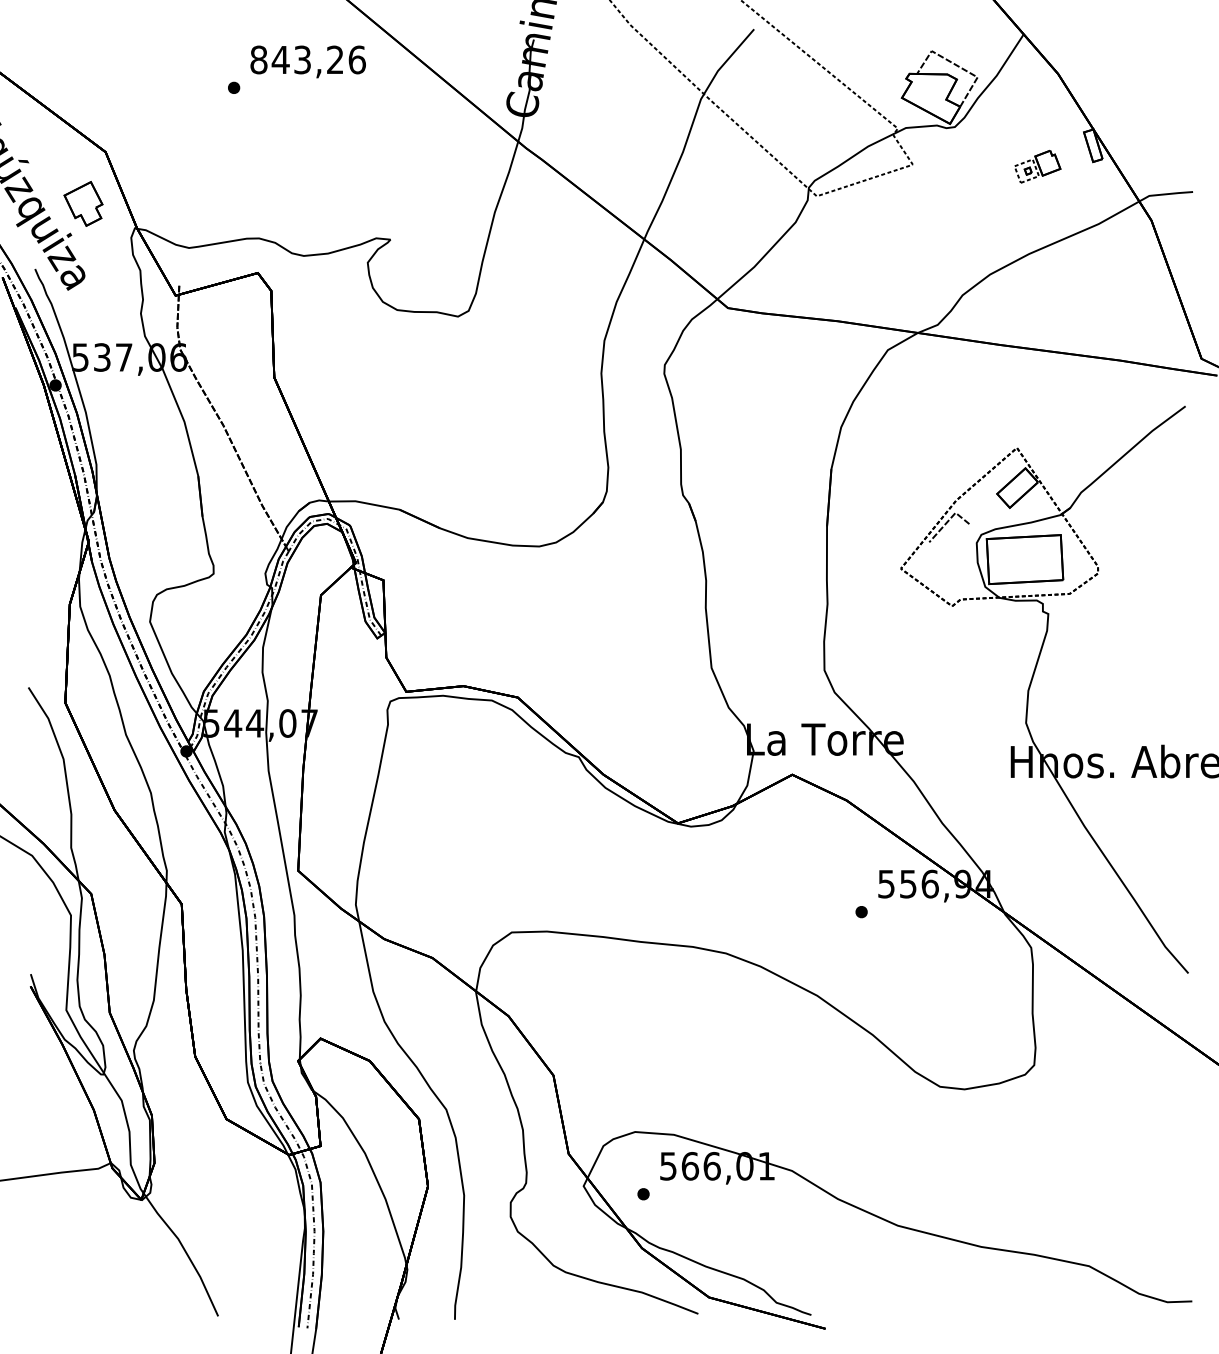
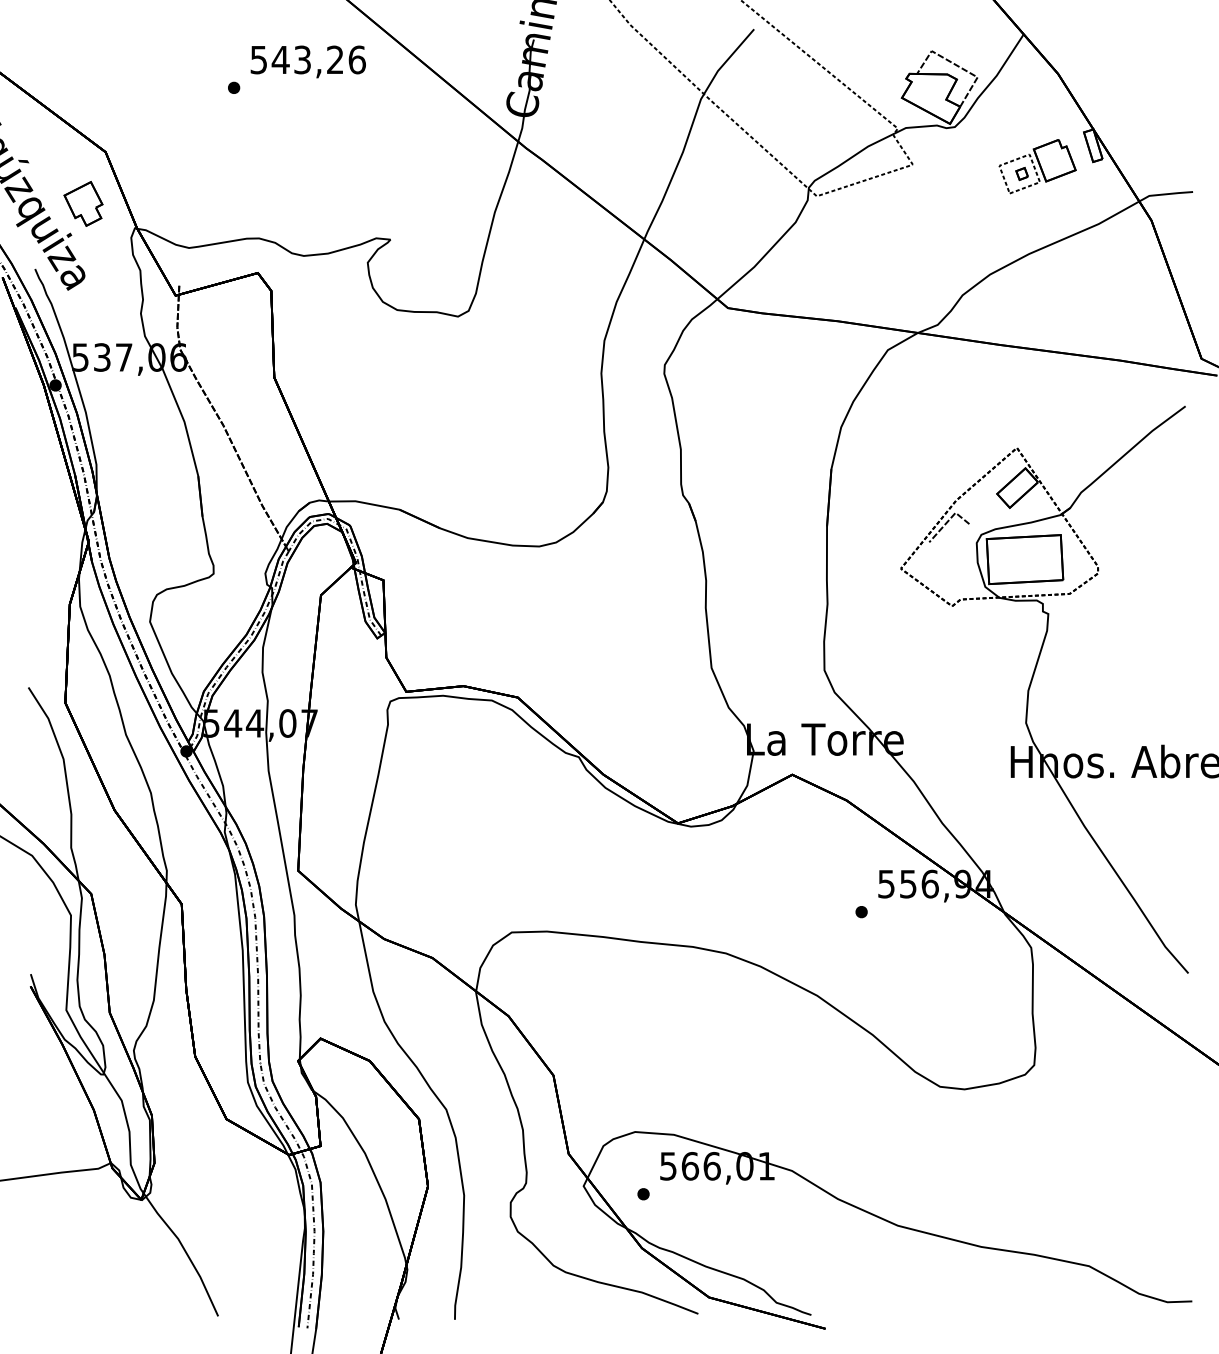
text: 843,26 -> 543,26 (258, 59)
part size: 48x34 px -> 79x56 px (1037, 166)
